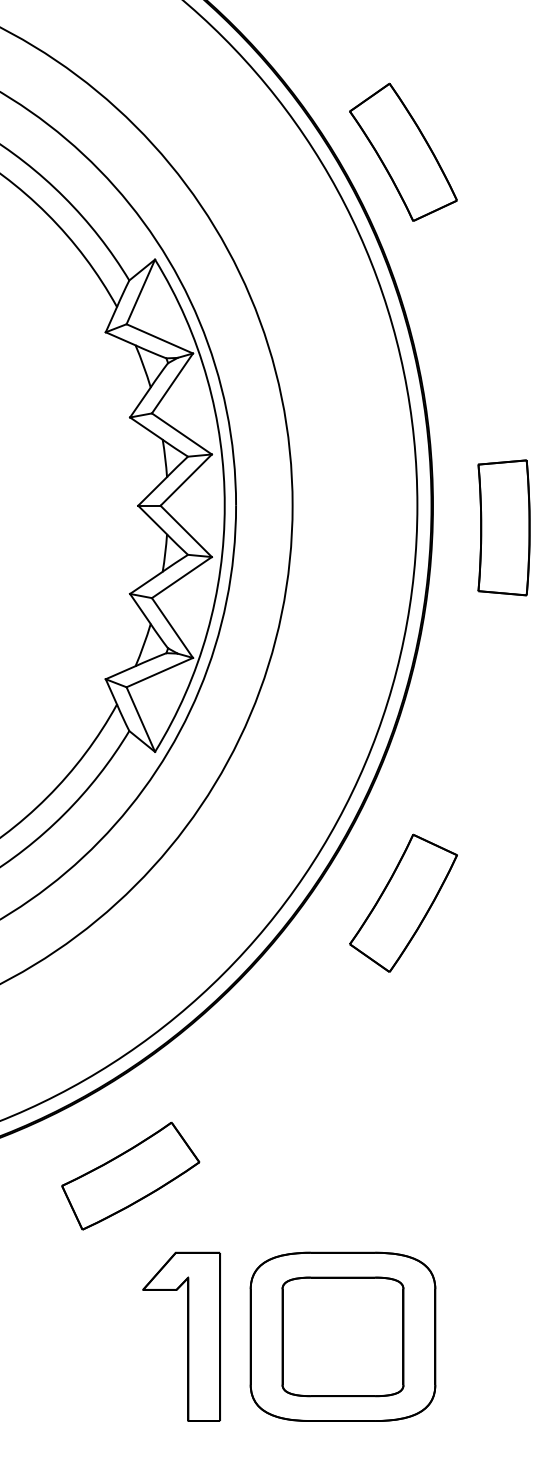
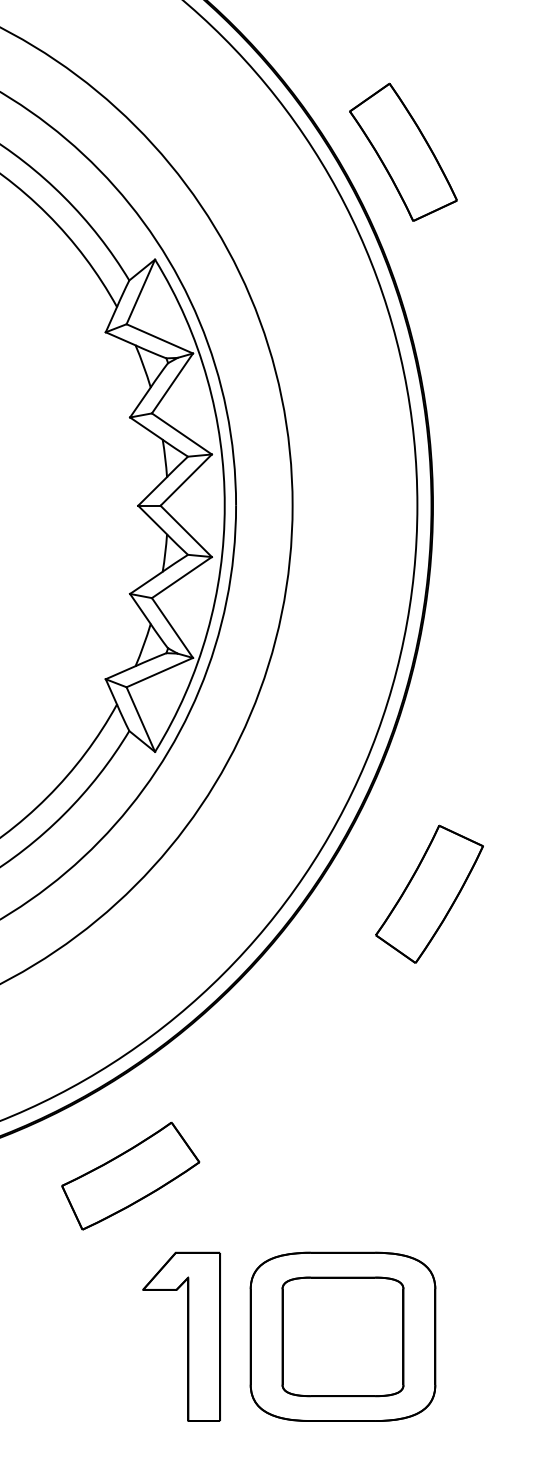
part: present -> none (503, 527)
part position: (403, 902) -> (429, 893) (429, 893)
